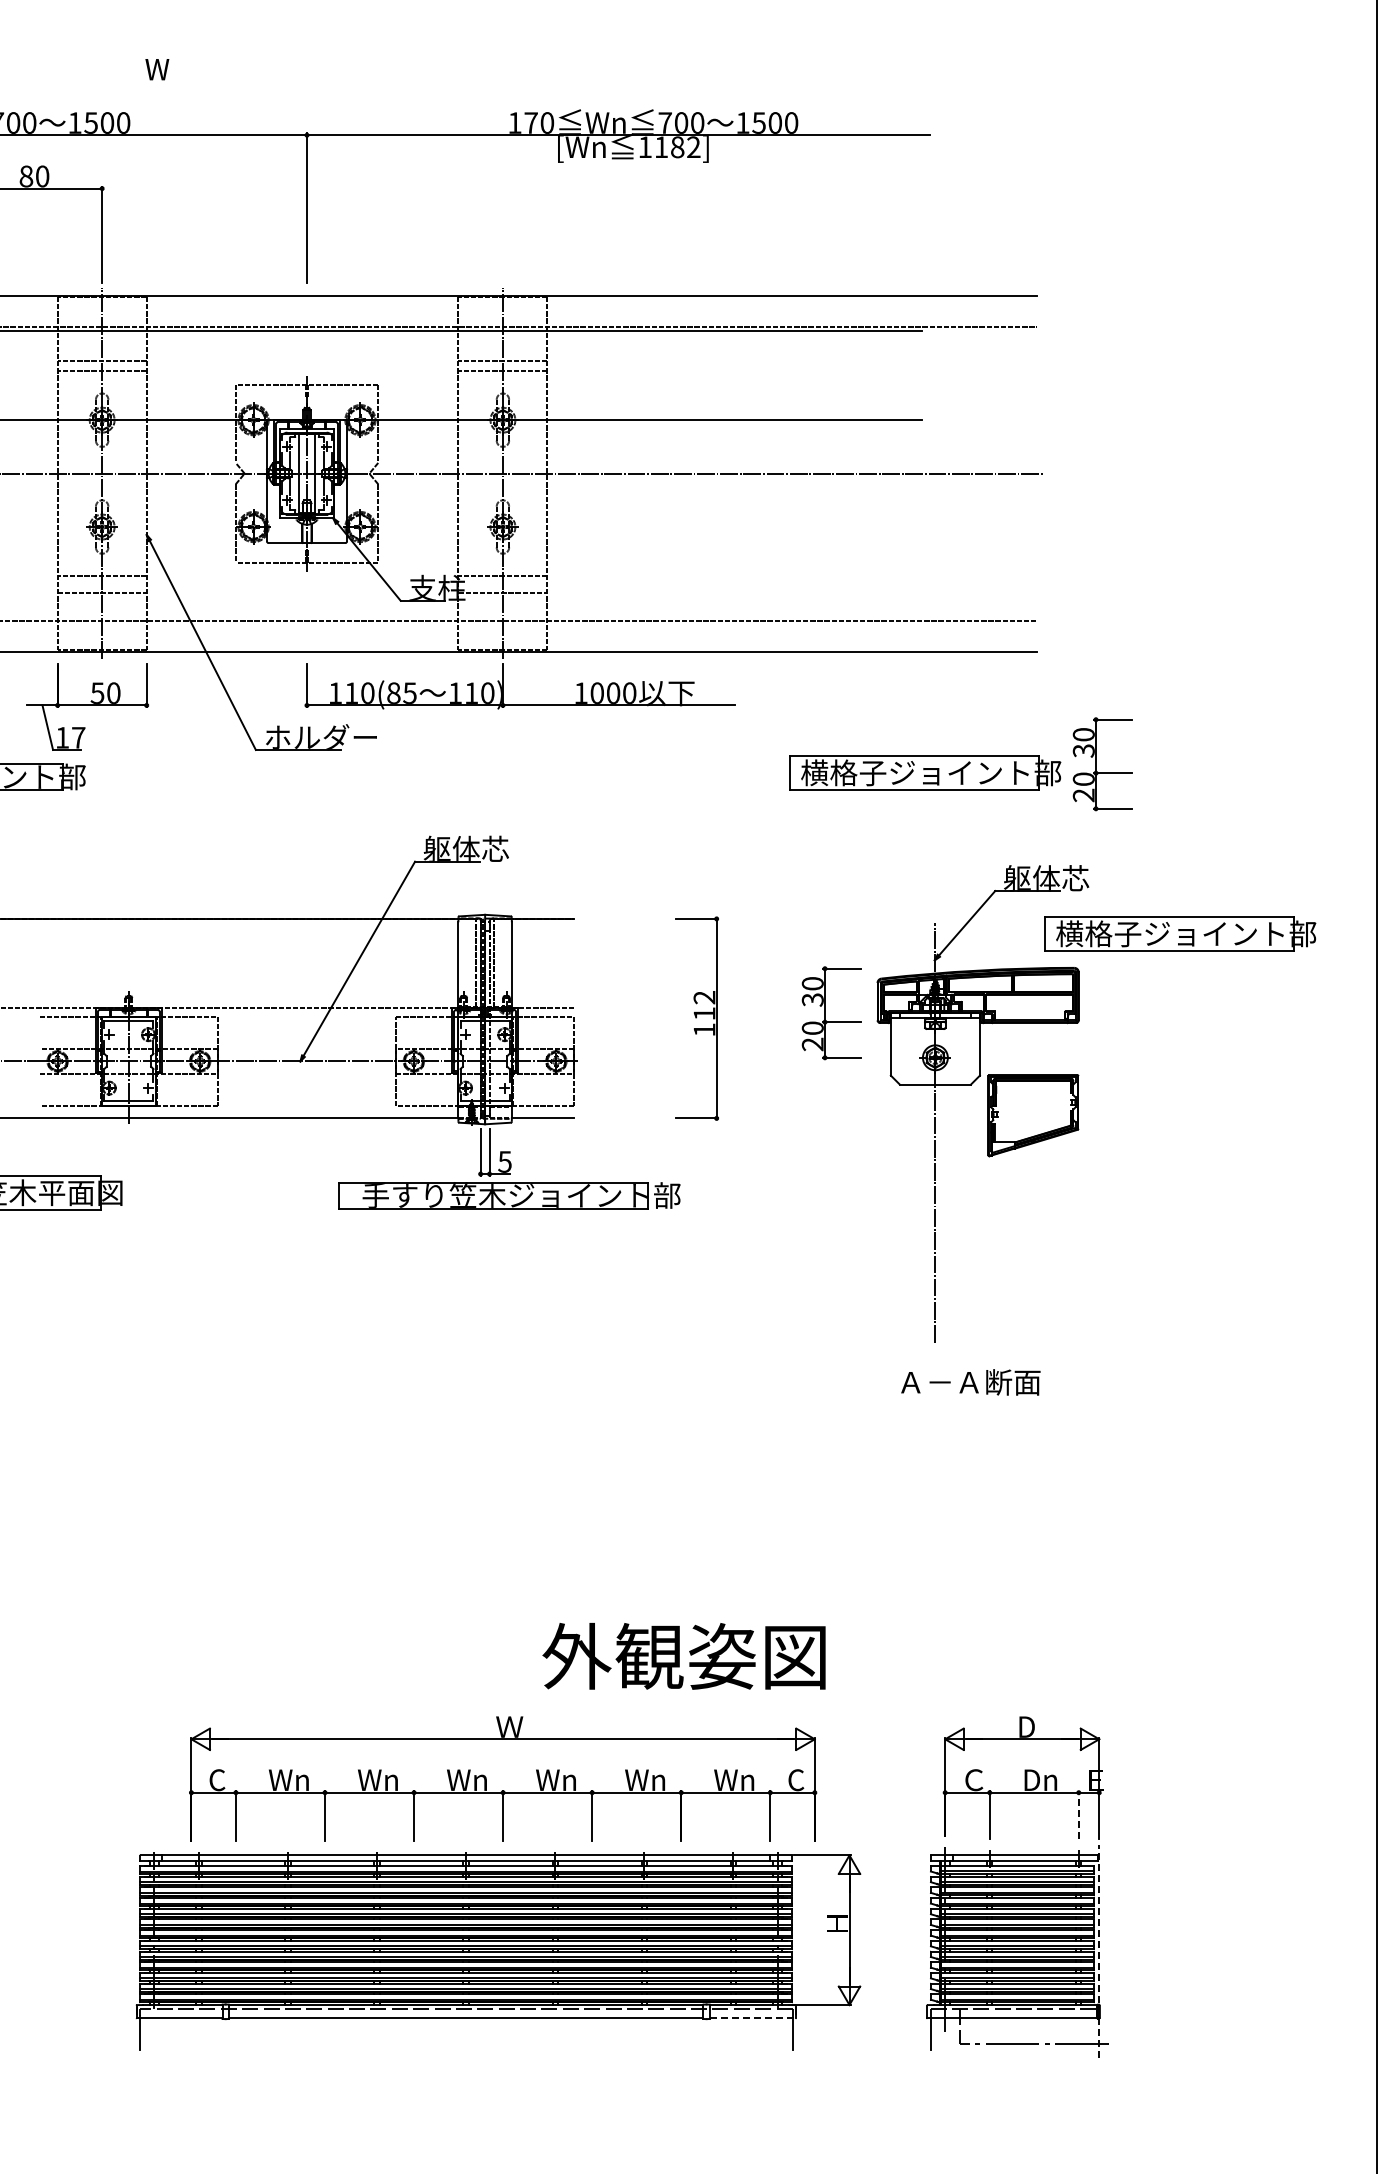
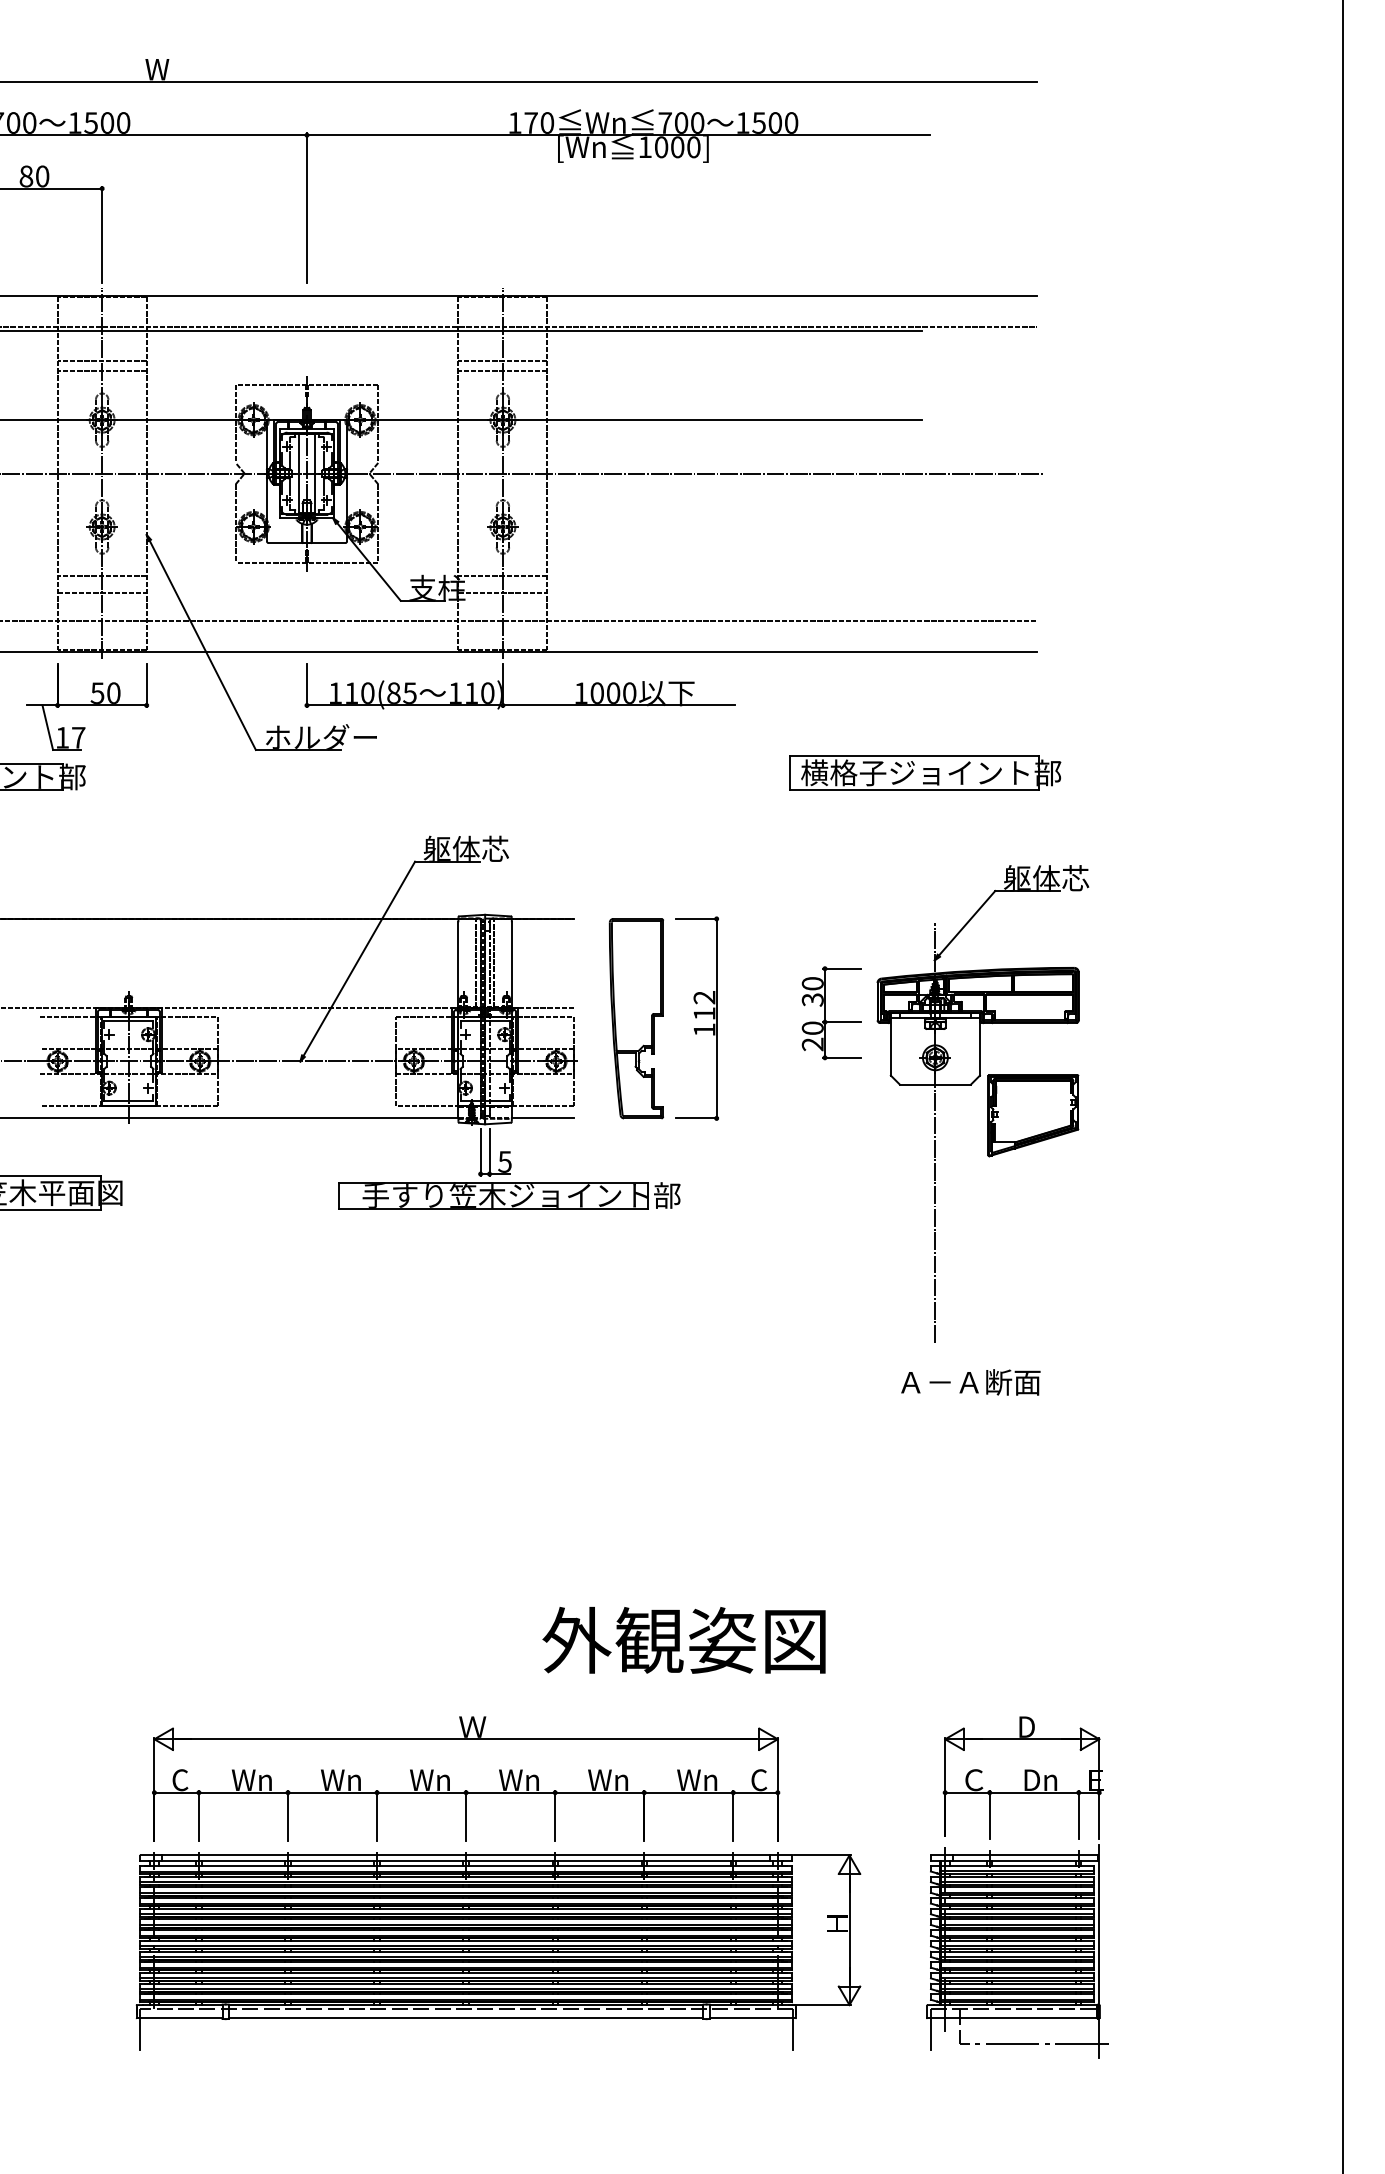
line: none -> present (519, 81)
text: 1182] -> 1000] (677, 147)
part: present -> none (1102, 764)
part: present -> none (1180, 933)
part: none -> present (635, 1018)
line position: (1377, 1086) -> (1343, 1086) (1343, 1086)
text position: (683, 1656) -> (683, 1640) (683, 1640)
part position: (503, 1778) -> (466, 1778) (466, 1778)
line: dashed -> solid (1078, 1814)
line: dashed -> solid (1099, 1951)
line: dashed -> solid (752, 2018)
